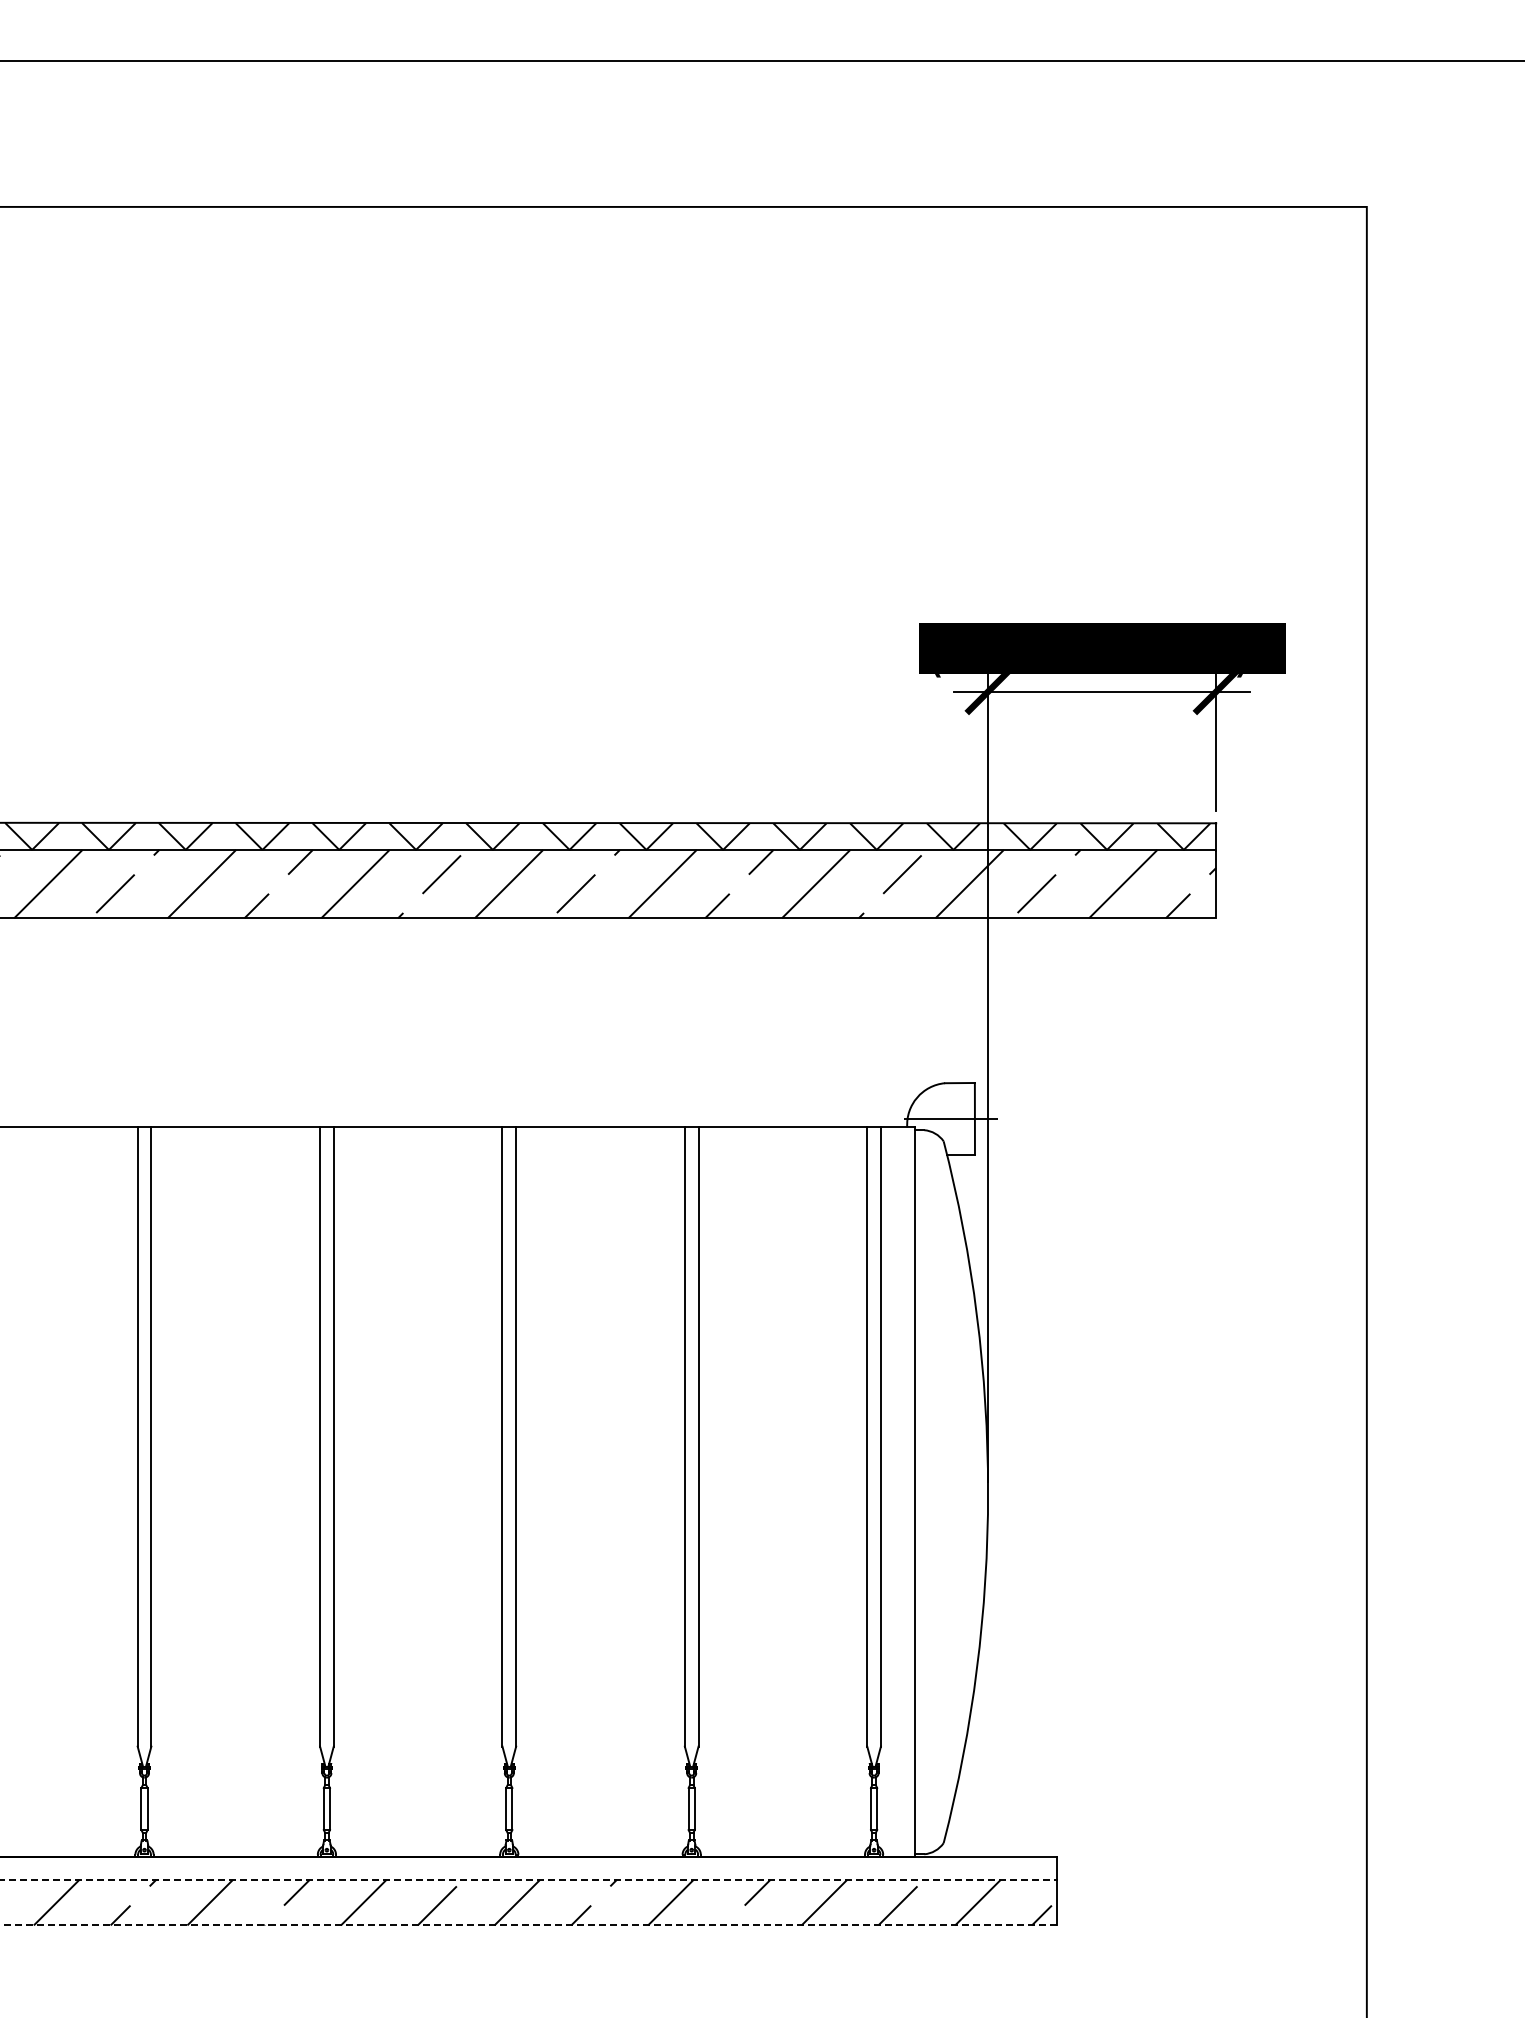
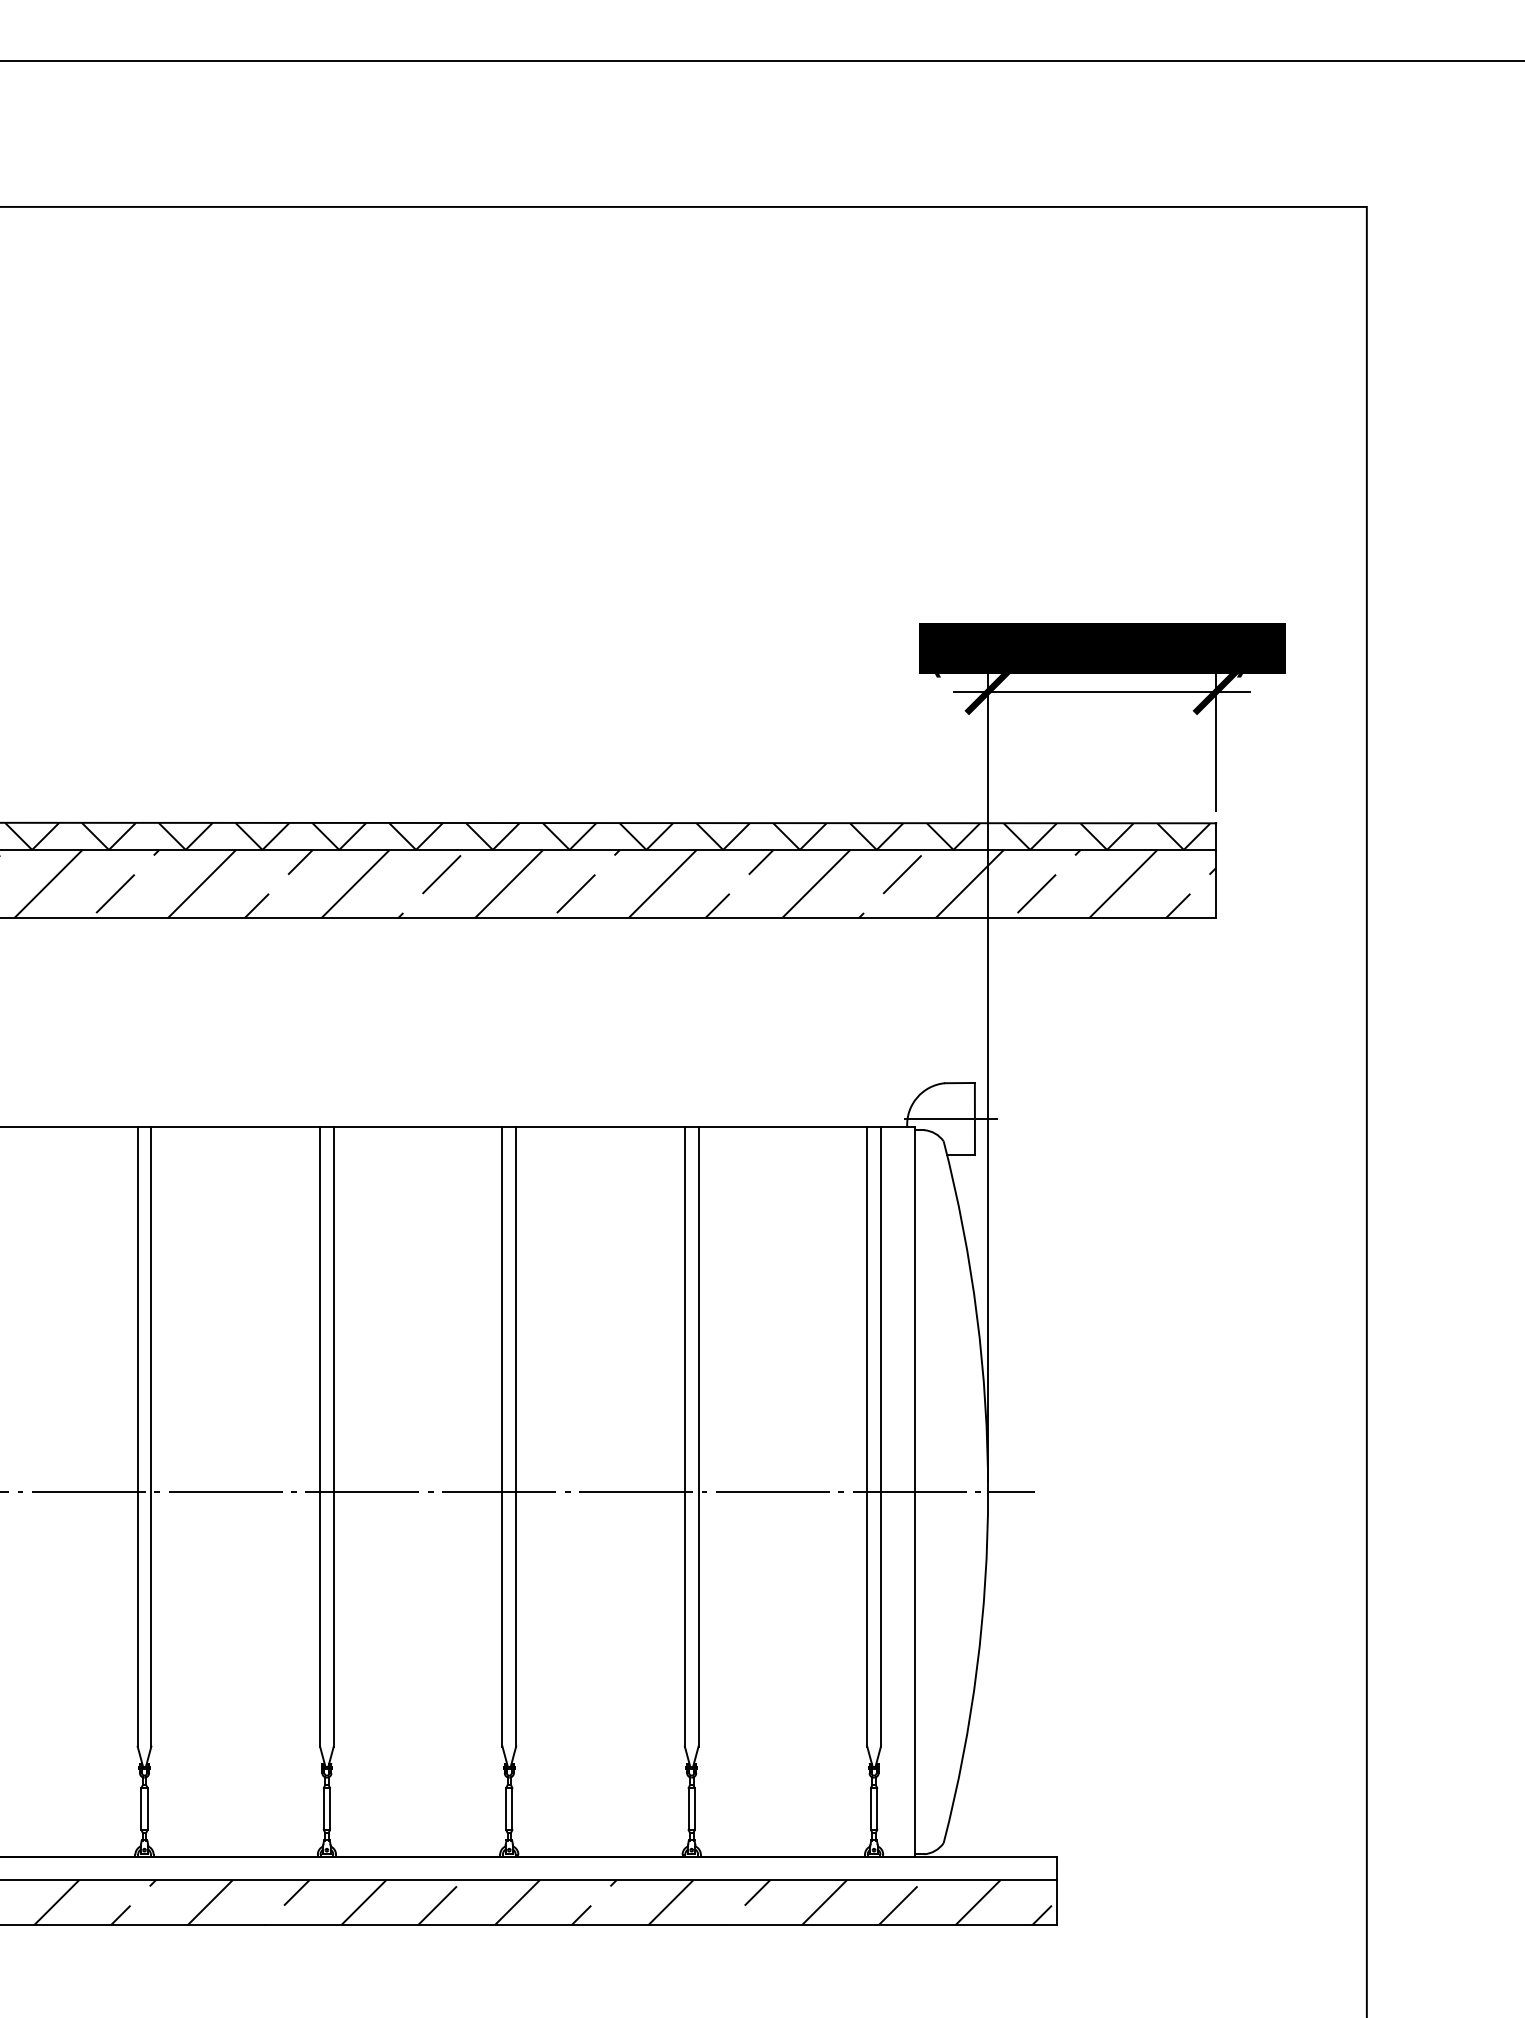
line: none -> present (518, 1492)
line: dashed -> solid (528, 1879)
line: dashed -> solid (528, 1925)
